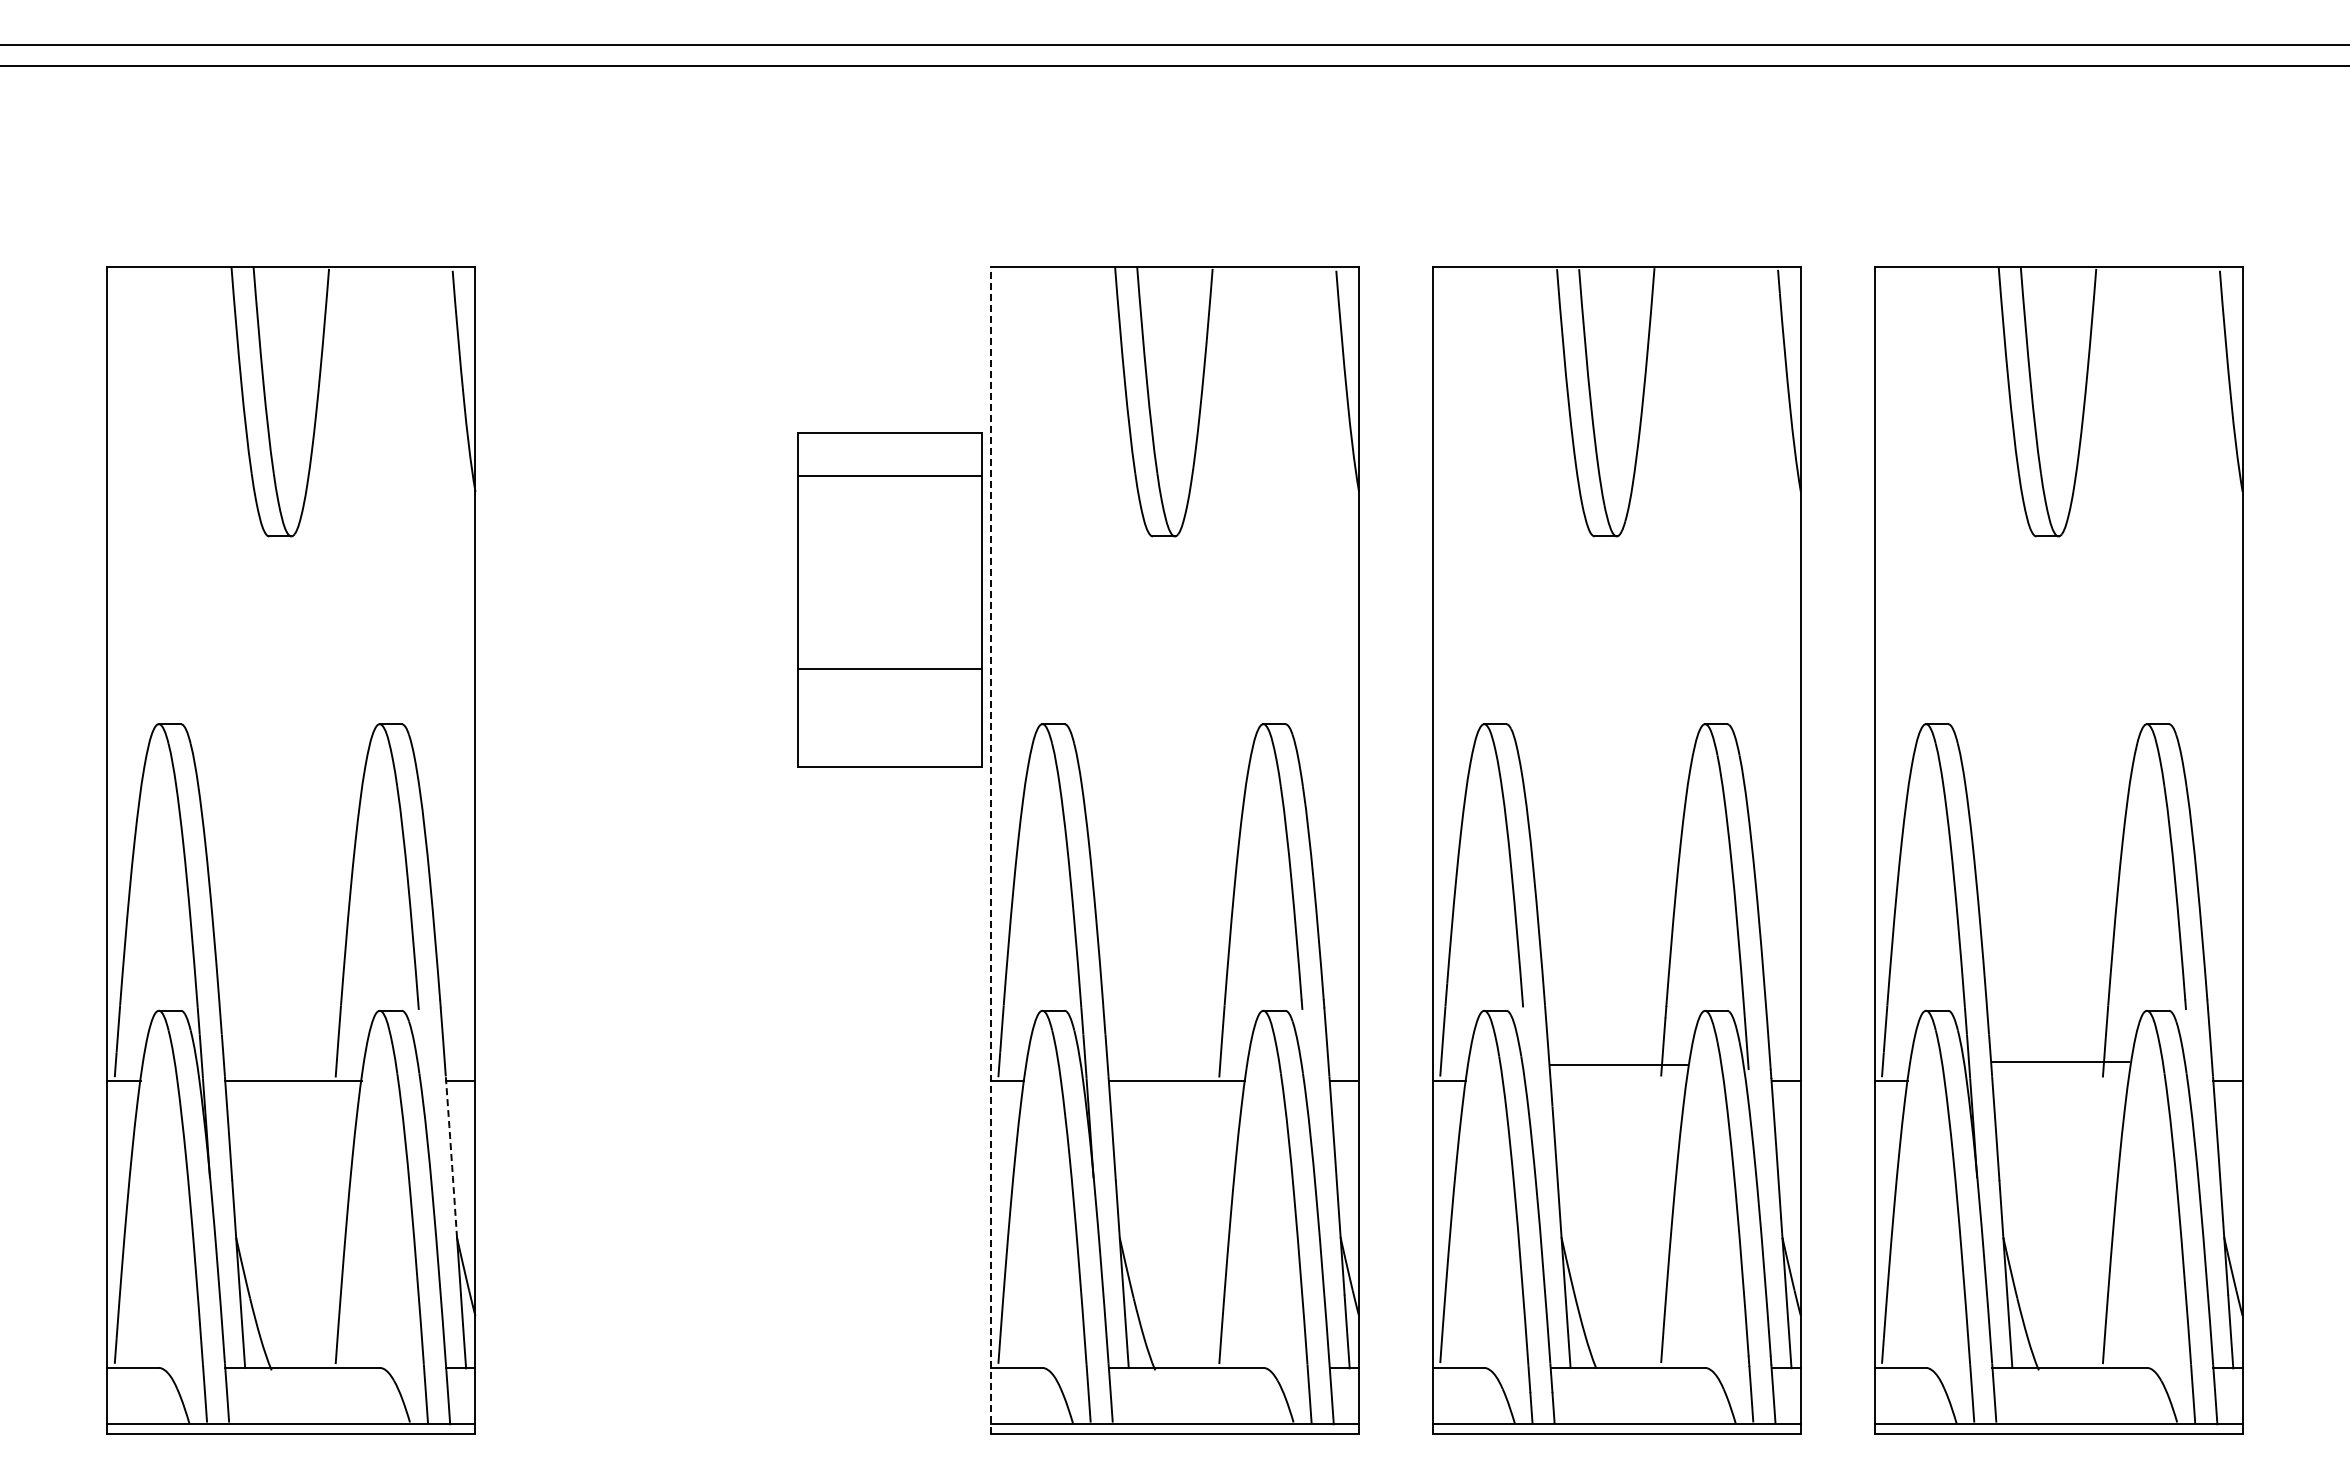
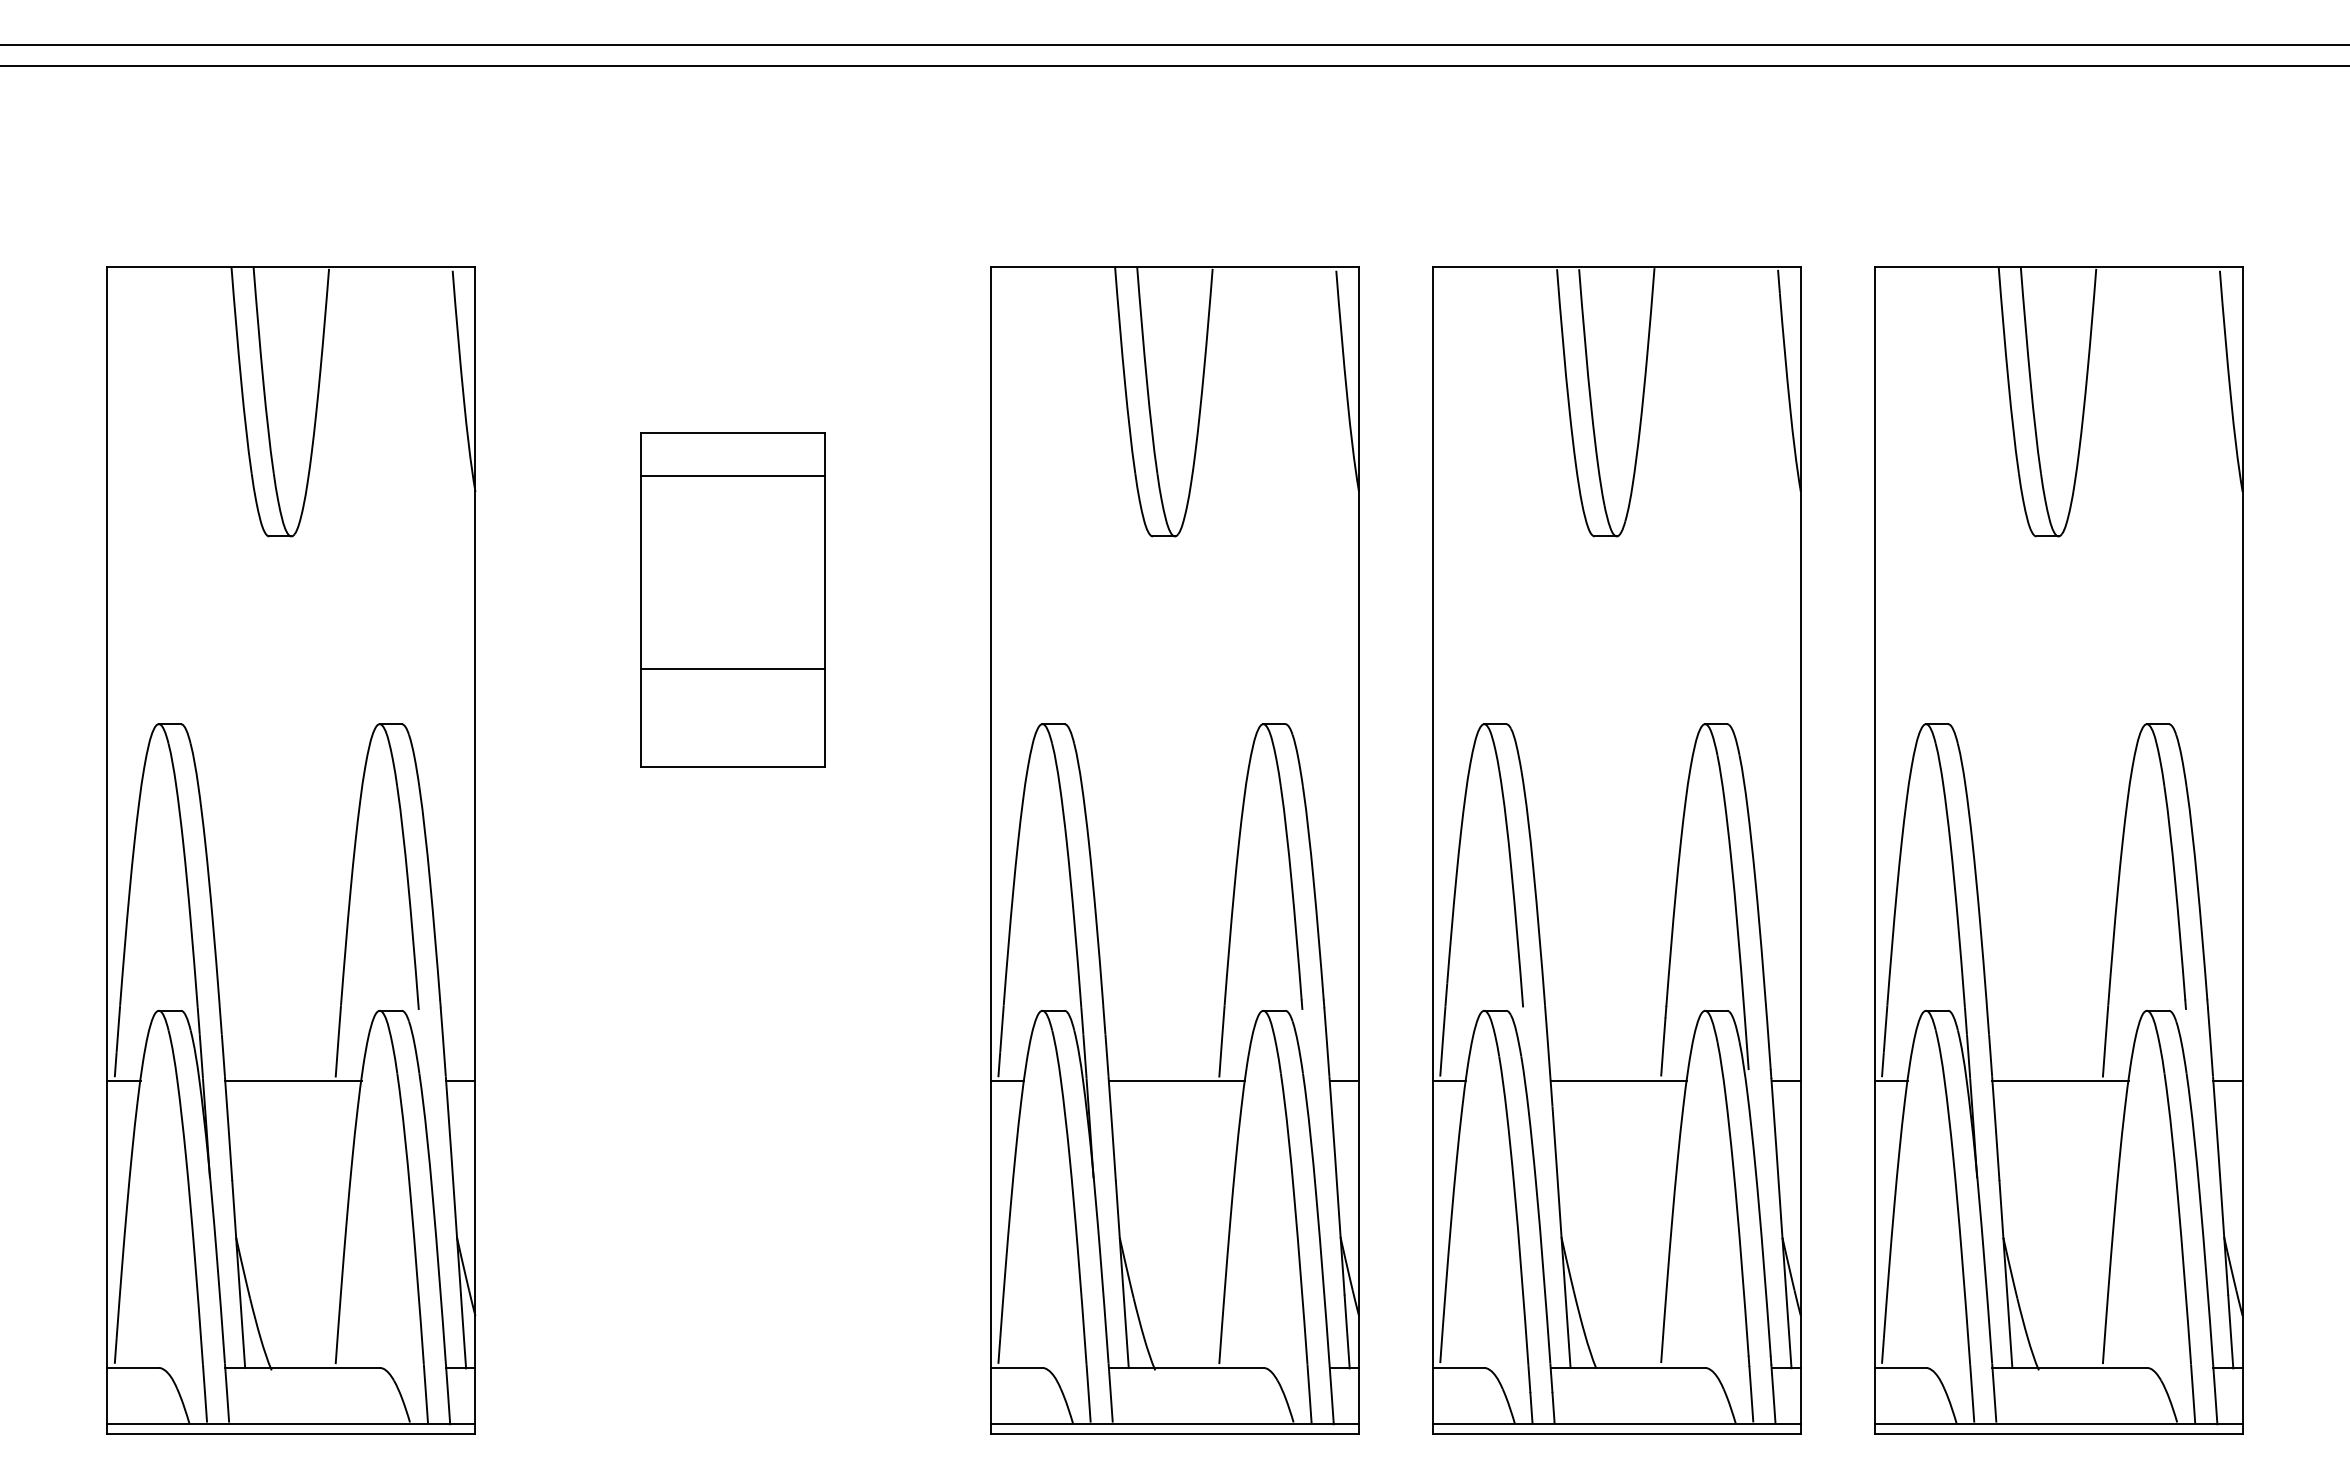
part position: (889, 599) -> (732, 599) (732, 599)
line: dashed -> solid (990, 850)
line position: (2060, 1062) -> (2060, 1081) (2060, 1081)
line position: (1618, 1065) -> (1618, 1081) (1618, 1081)
arc: dashed -> solid (451, 1157)
